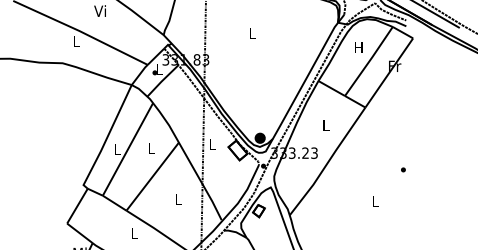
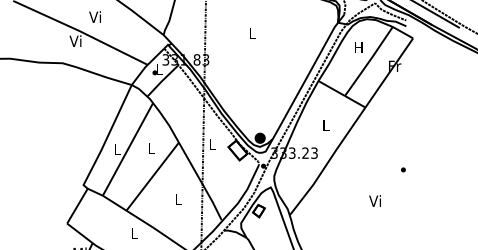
text position: (99, 10) -> (94, 16) (94, 16)
text: L -> Vi (75, 40)
text: L -> Vi (374, 200)
